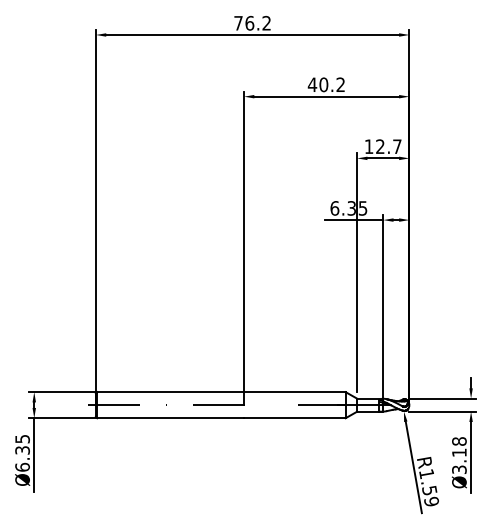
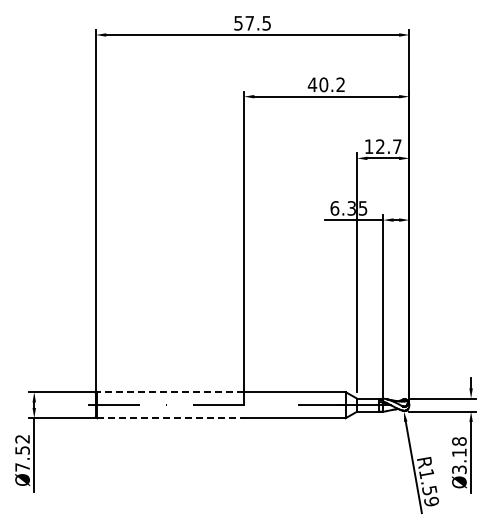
text: 76.2 -> 57.5 (252, 22)
line: solid -> dashed (170, 392)
line: solid -> dashed (171, 418)
text: Ø6.35 -> Ø7.52 (22, 453)
